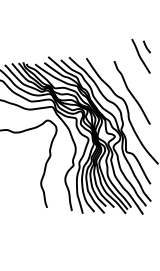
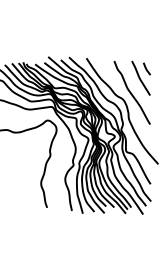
part position: (140, 55) -> (140, 77) (140, 77)
